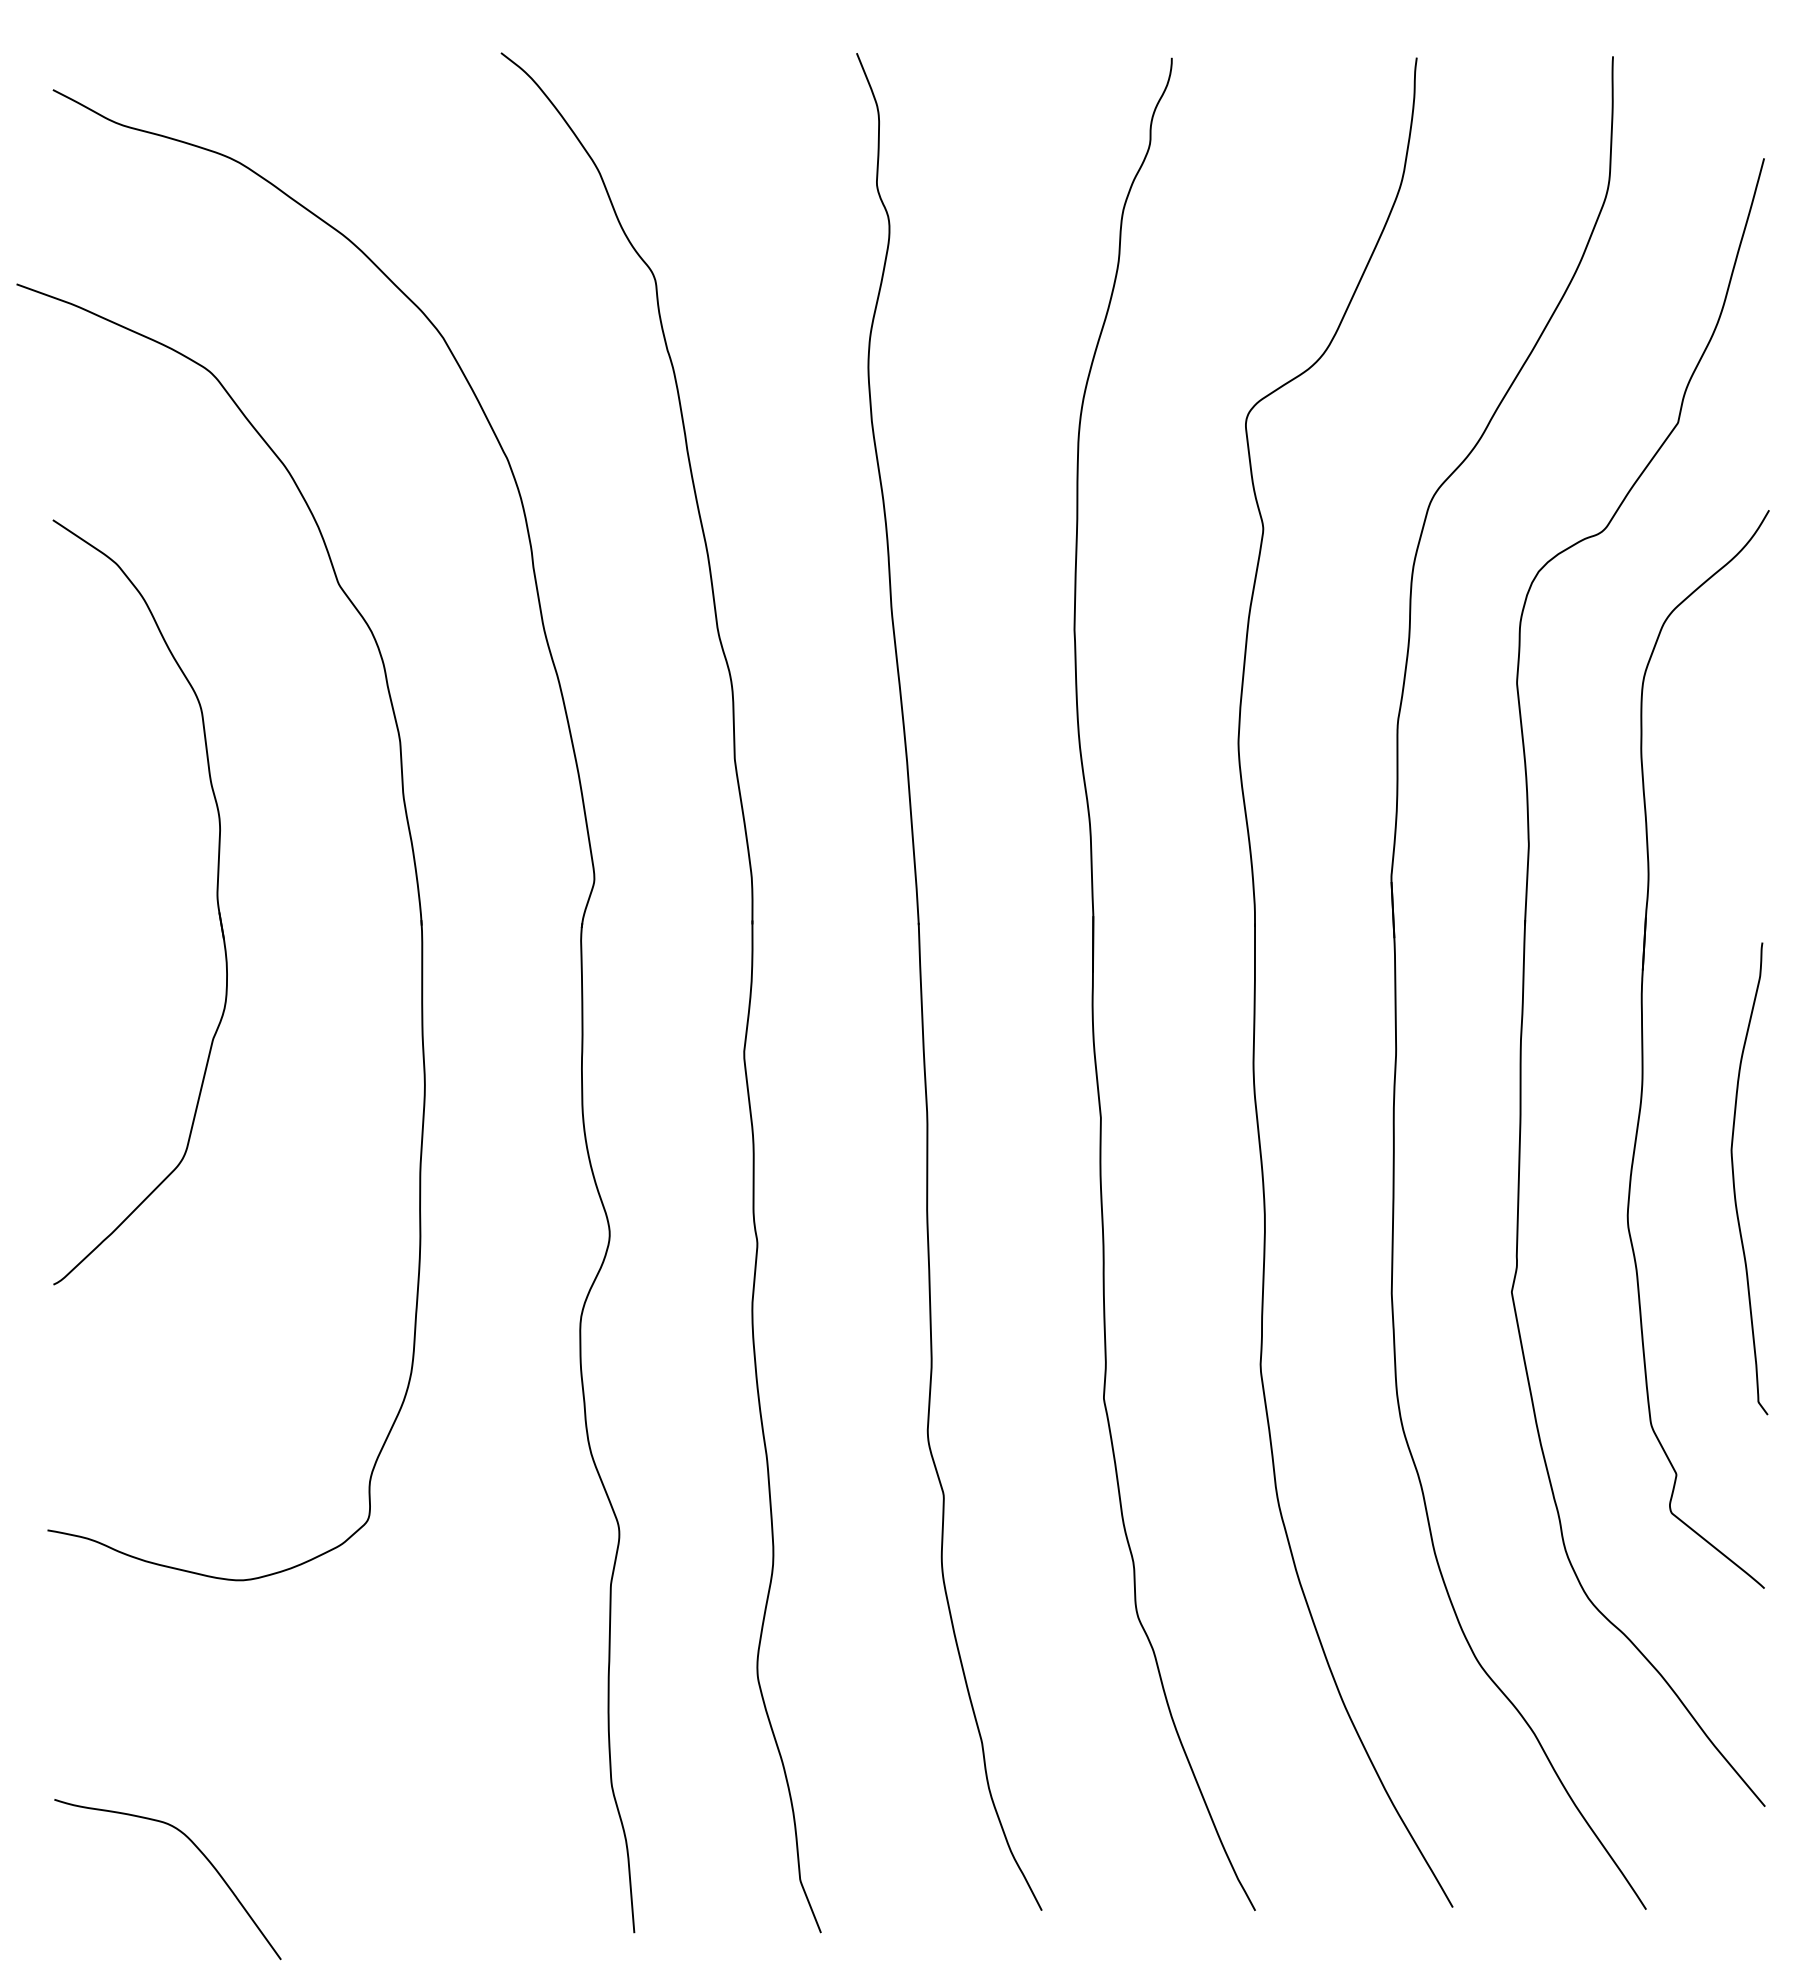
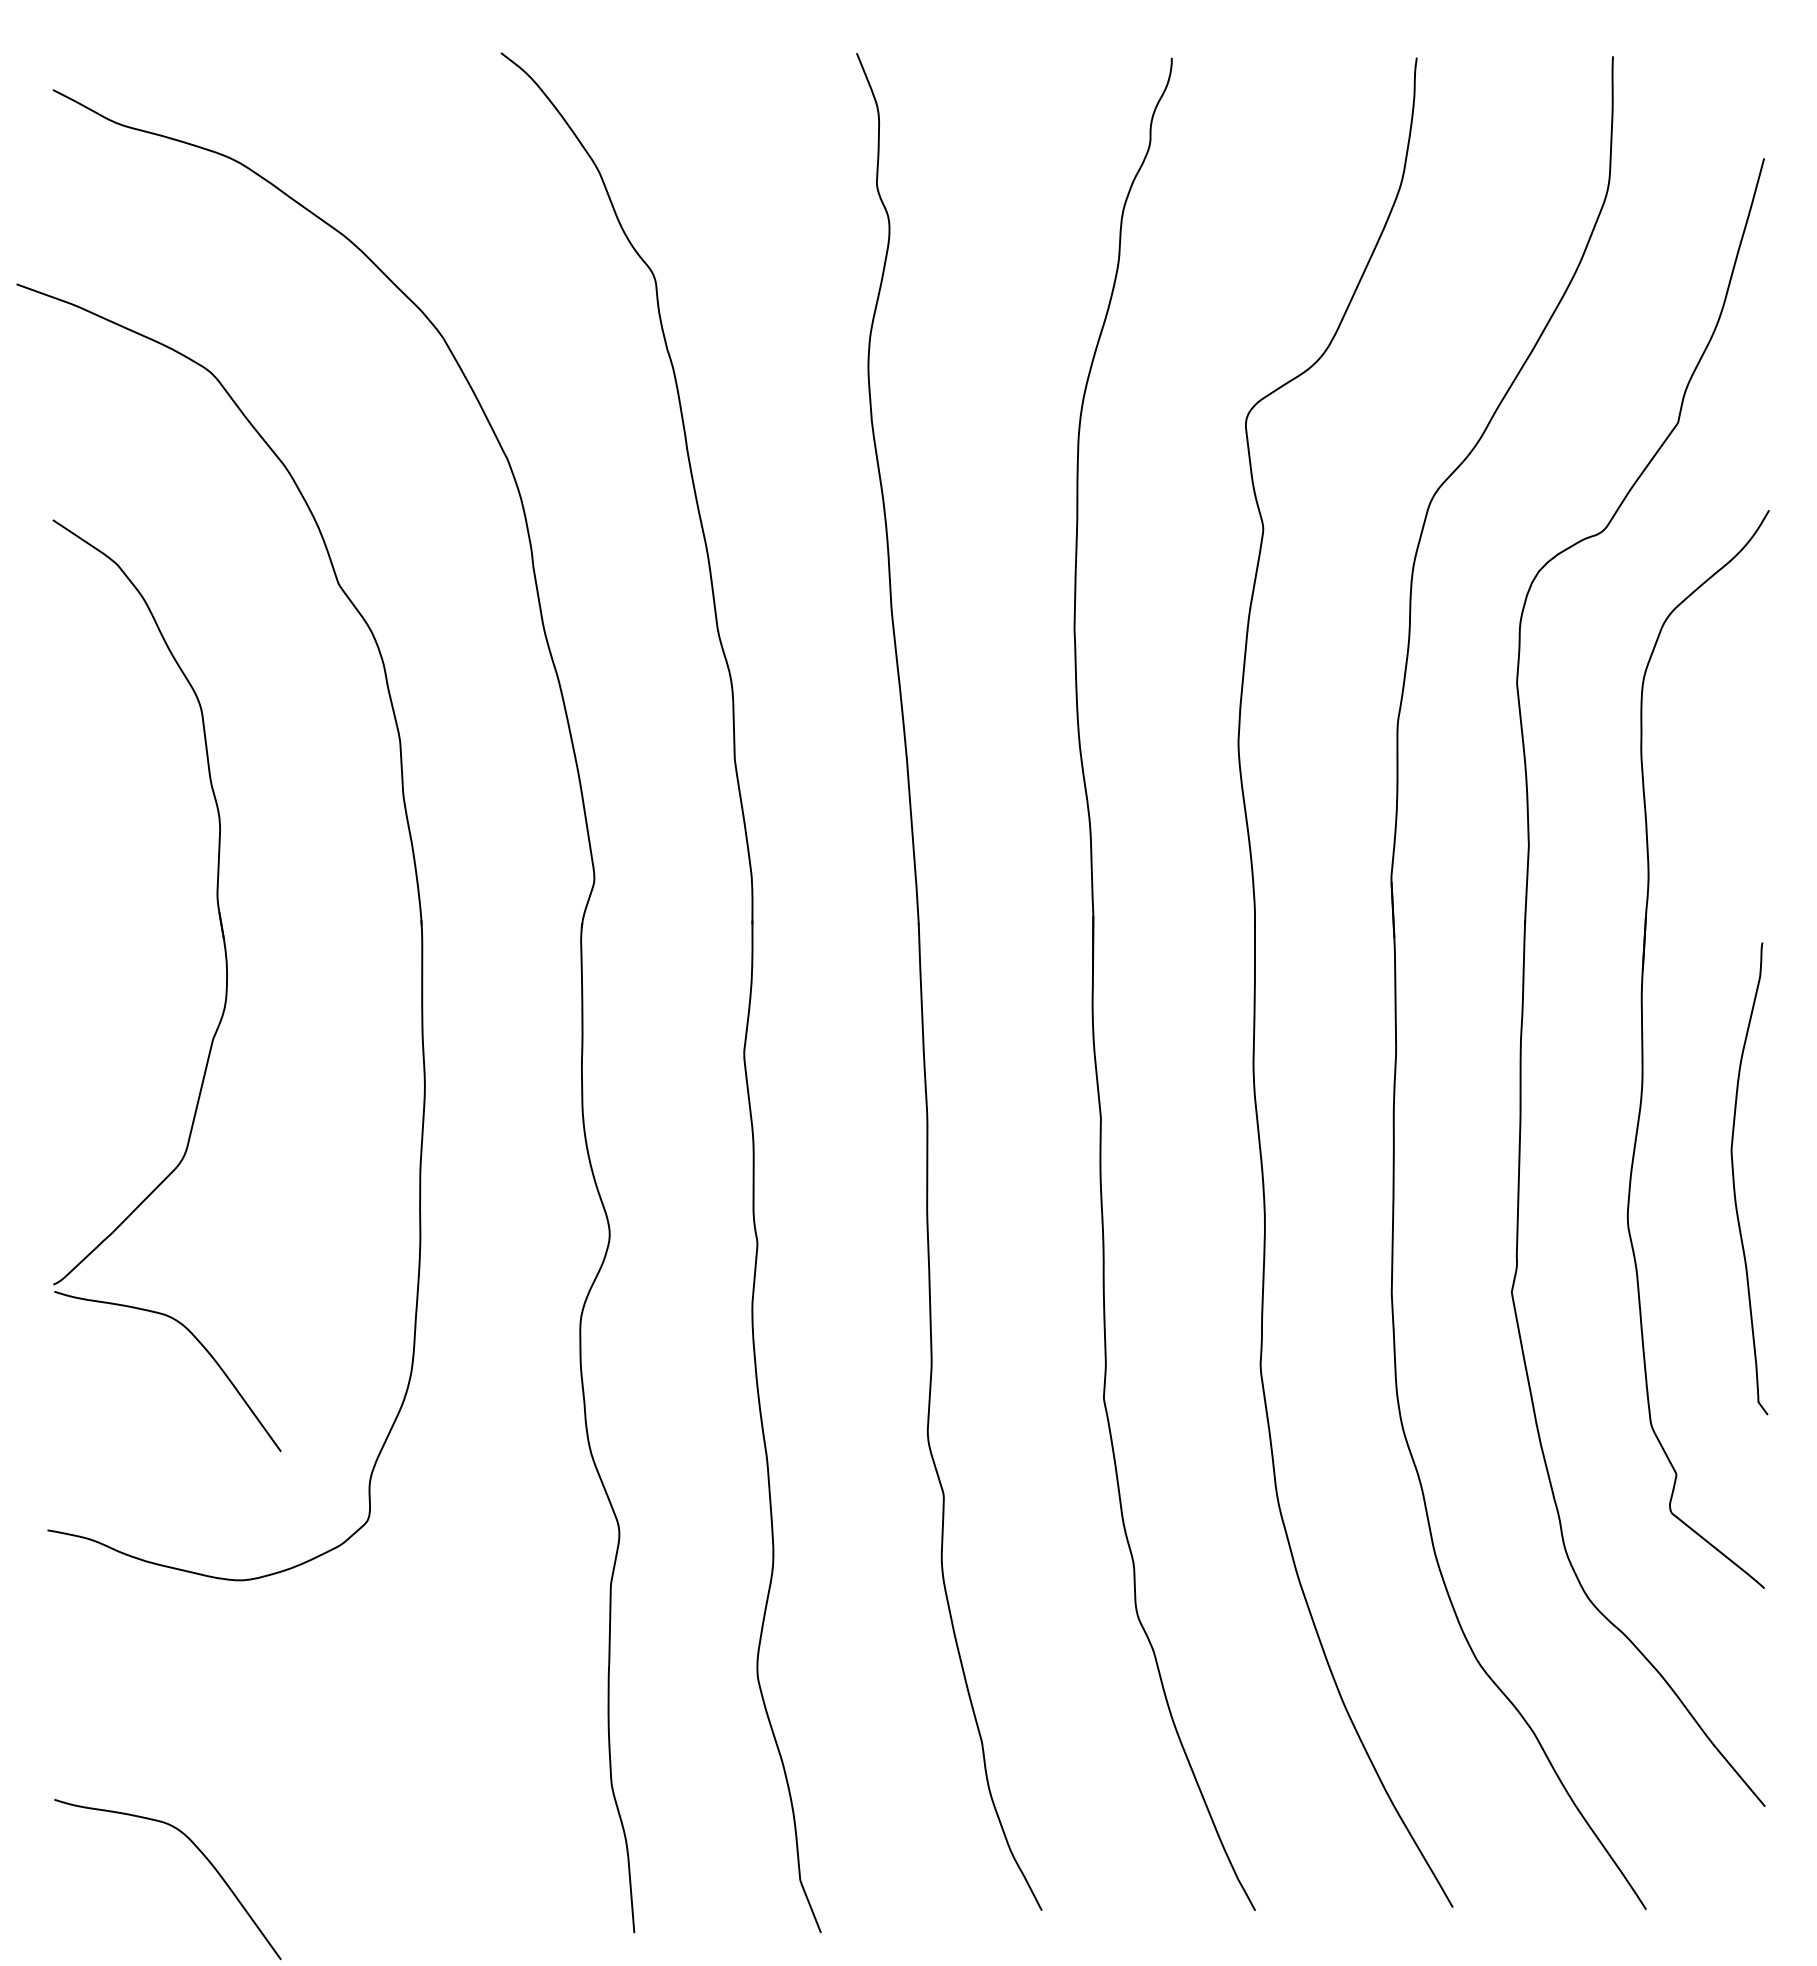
curve: none -> present (197, 1341)
